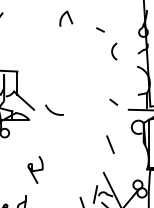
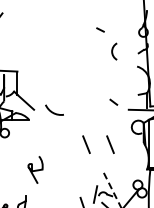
part: present -> none (66, 18)
line: none -> present (86, 144)
line: solid -> dashed (112, 190)
